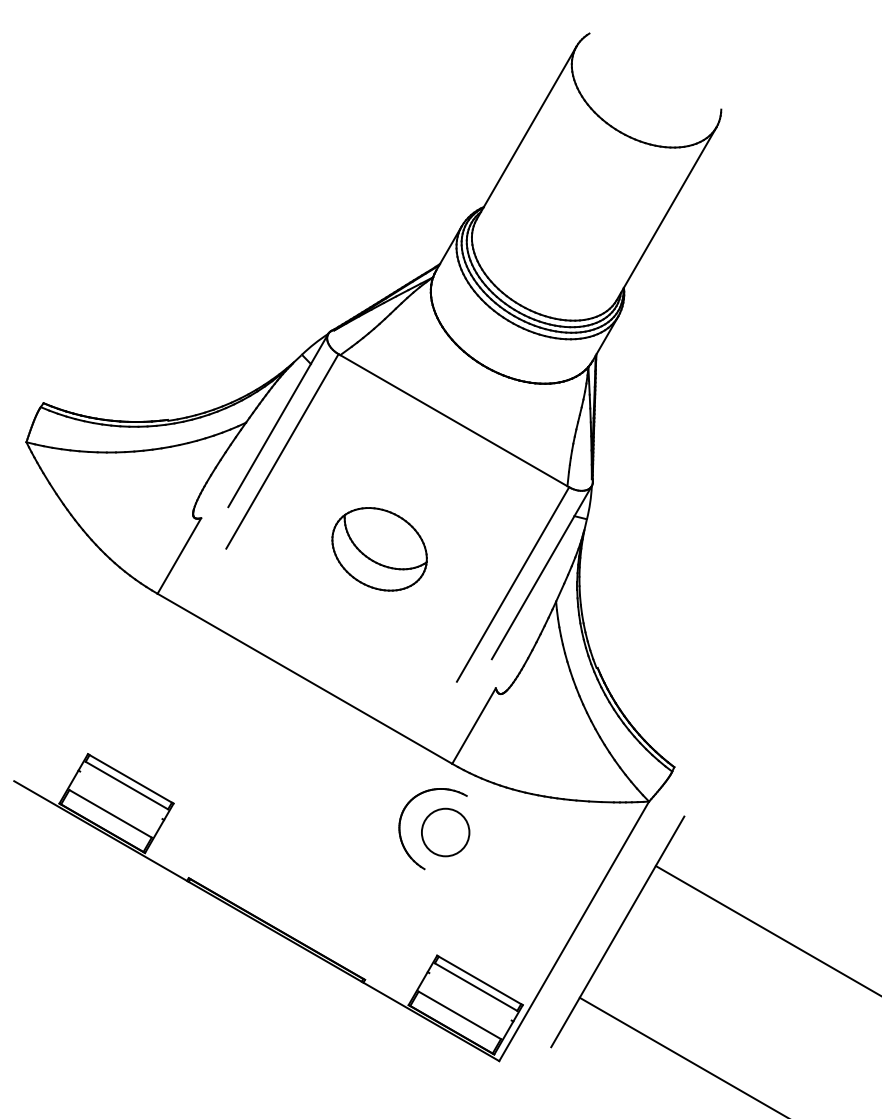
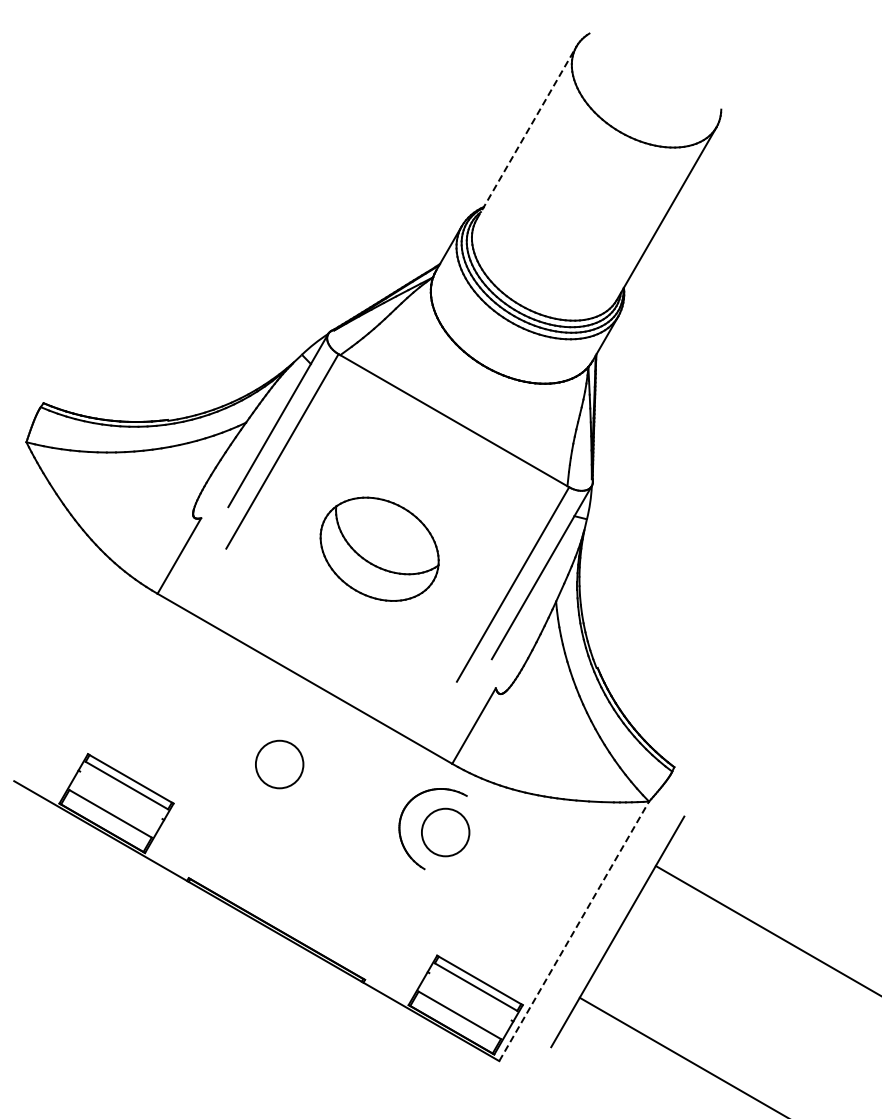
line: solid -> dashed (526, 133)
part size: 97x85 px -> 121x106 px (379, 548)
circle: none -> present (279, 764)
line: solid -> dashed (574, 931)
